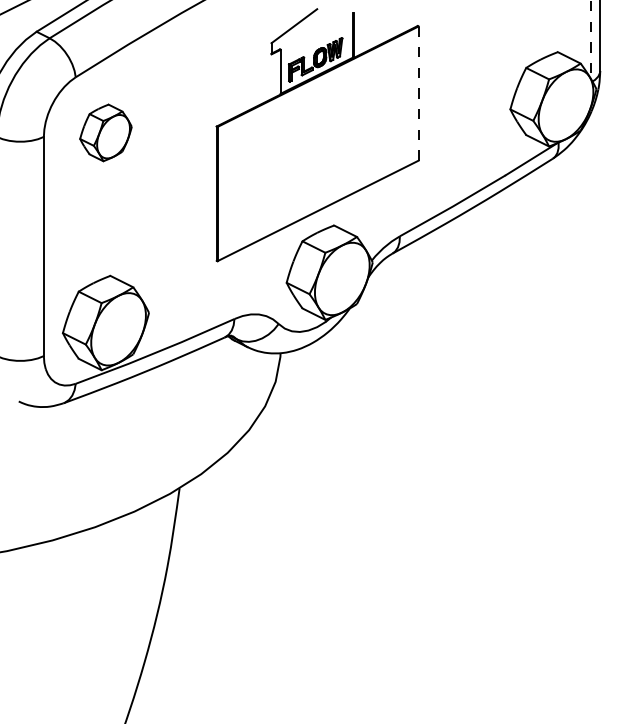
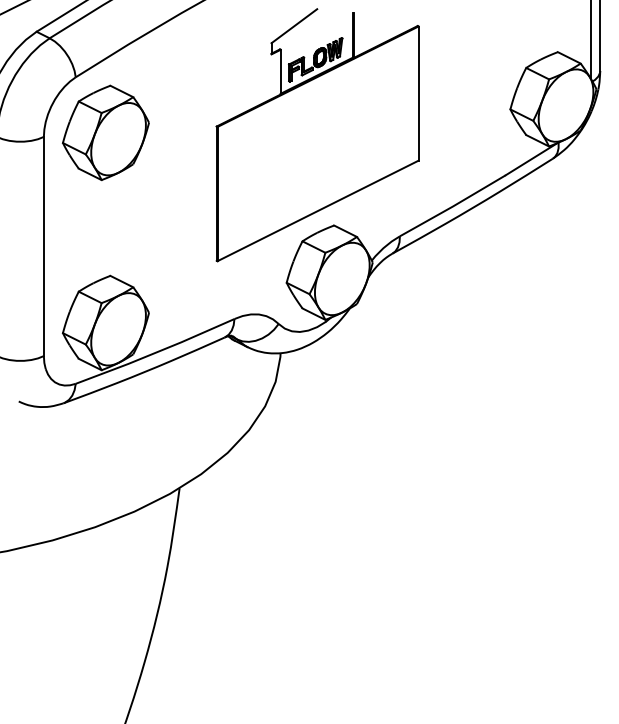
line: dashed -> solid (590, 39)
line: dashed -> solid (418, 93)
part size: 54x60 px -> 88x98 px (105, 132)
